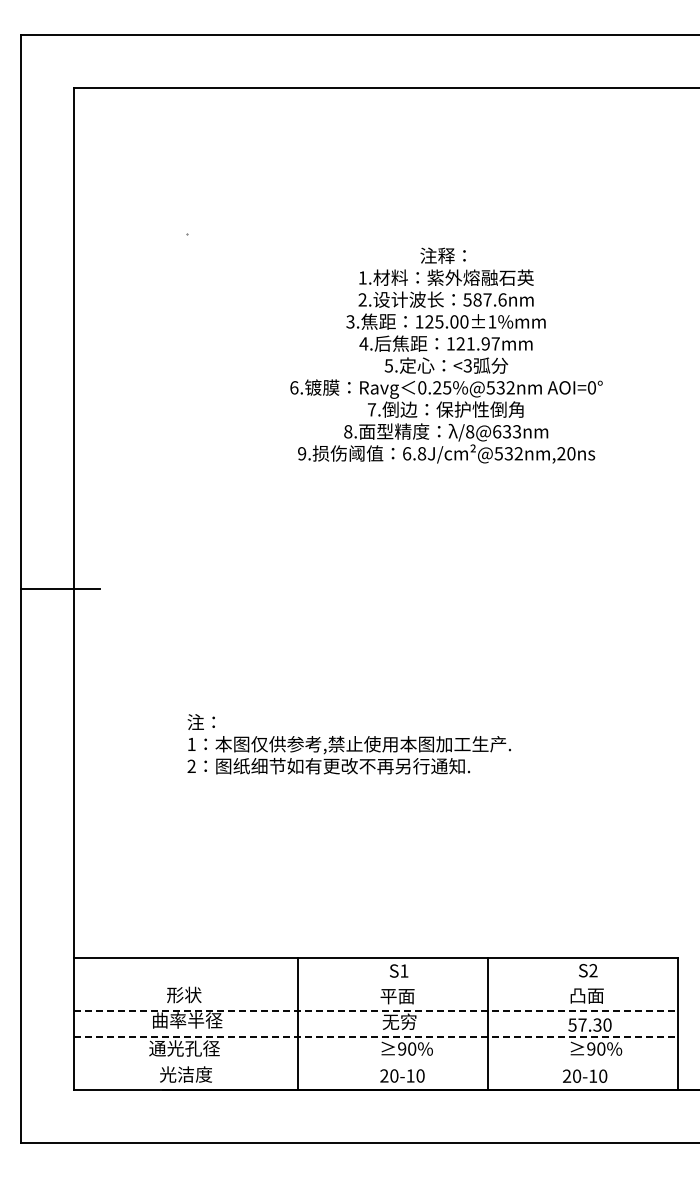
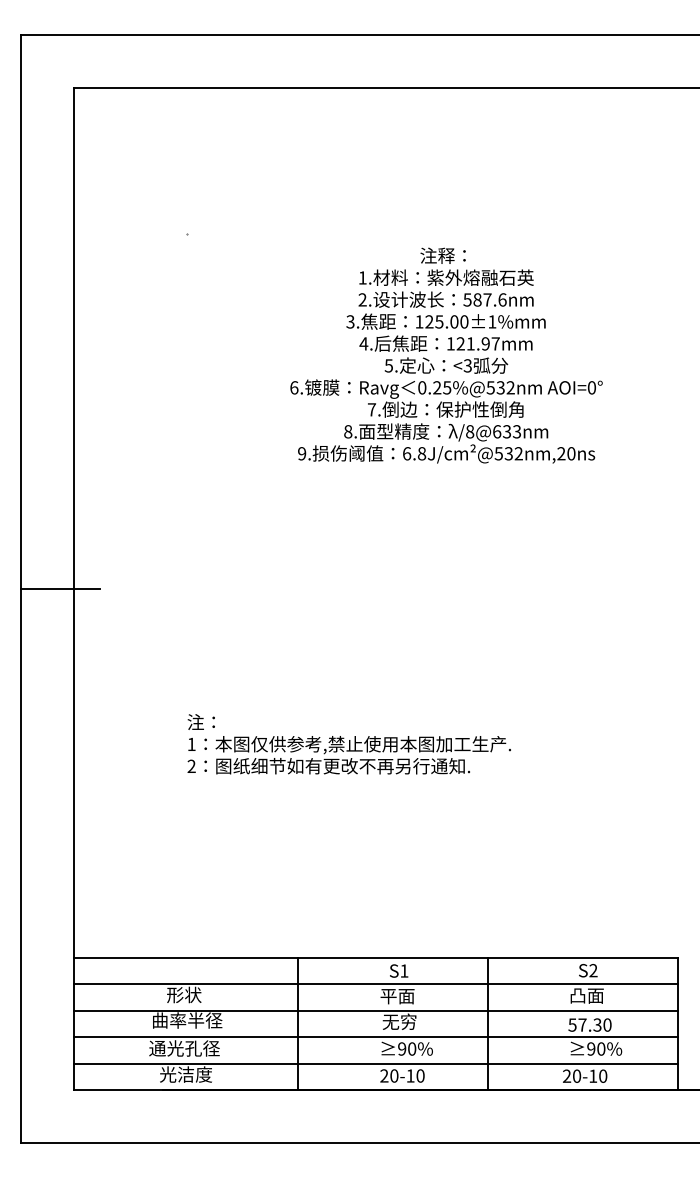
line: none -> present (375, 984)
line: dashed -> solid (376, 1010)
line: dashed -> solid (376, 1037)
line: none -> present (375, 1063)
